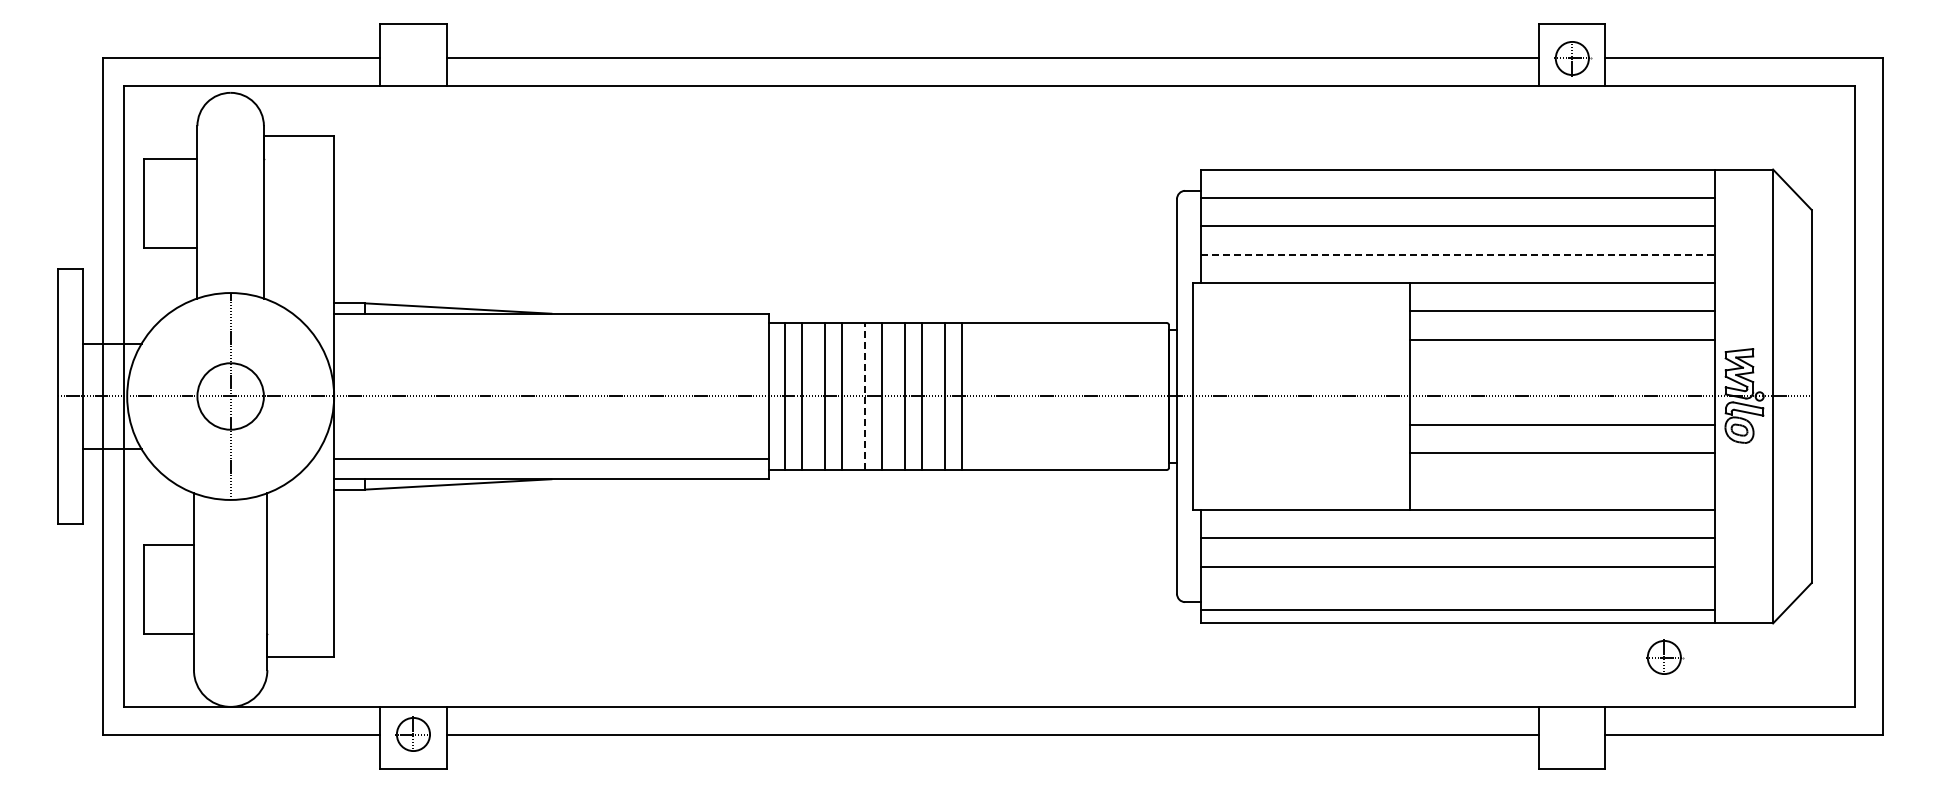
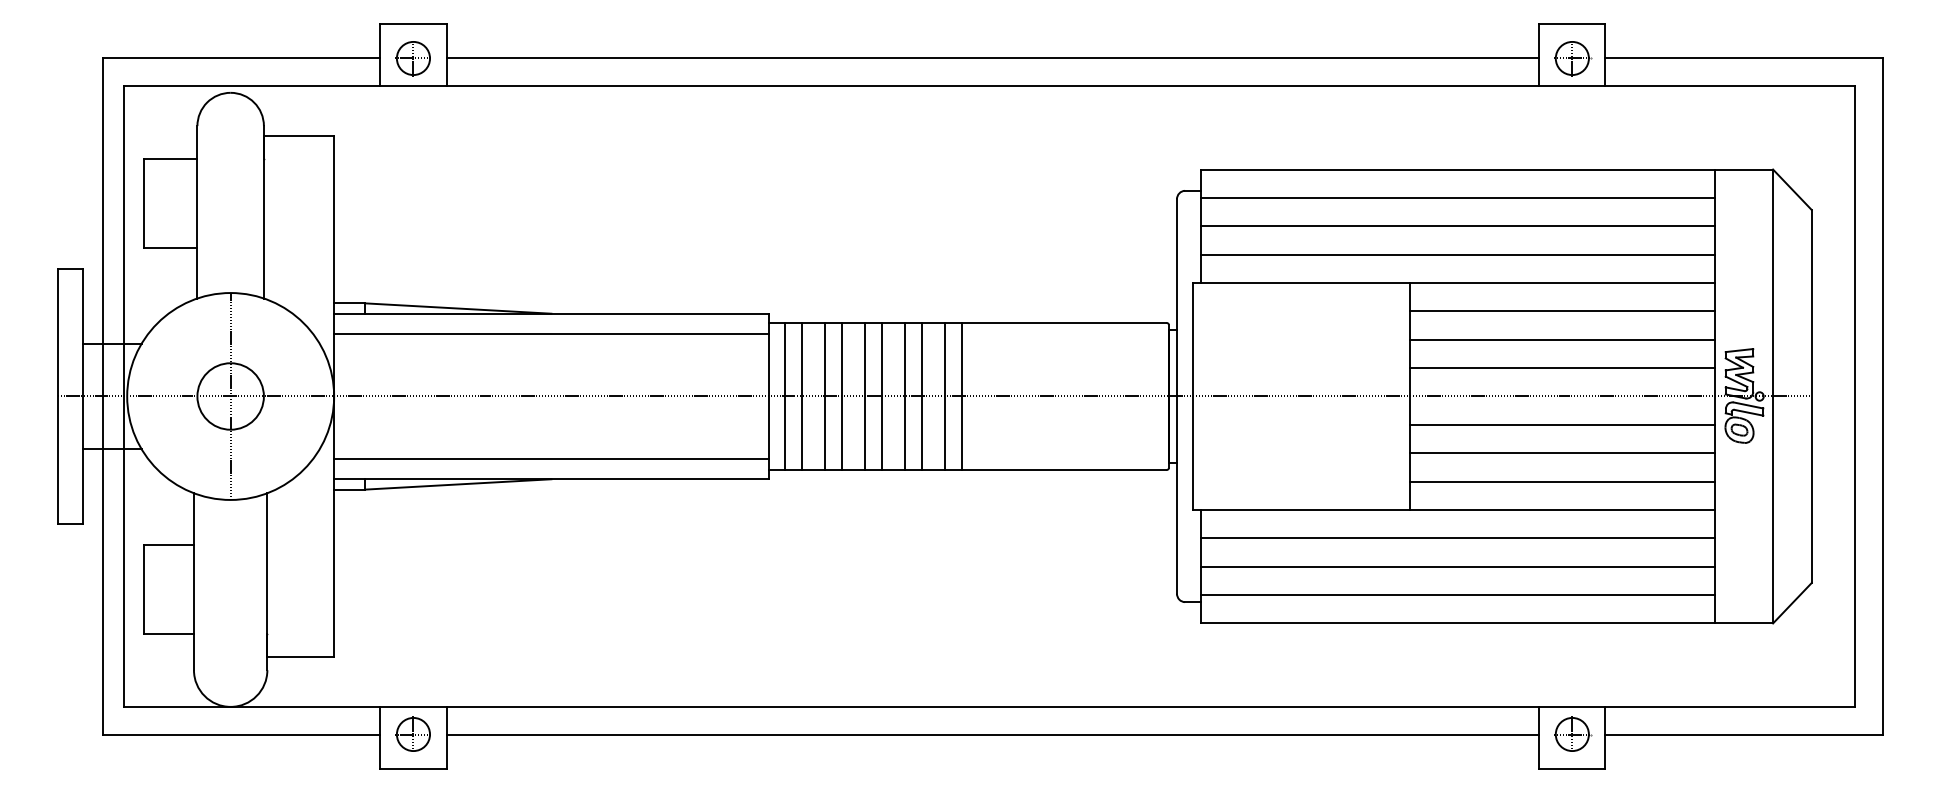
part: none -> present (412, 58)
line: dashed -> solid (1458, 254)
line: none -> present (551, 334)
line: none -> present (1562, 368)
line: dashed -> solid (864, 396)
line: none -> present (1562, 481)
line position: (1458, 610) -> (1458, 595) (1458, 595)
part position: (1665, 656) -> (1573, 733) (1573, 733)
